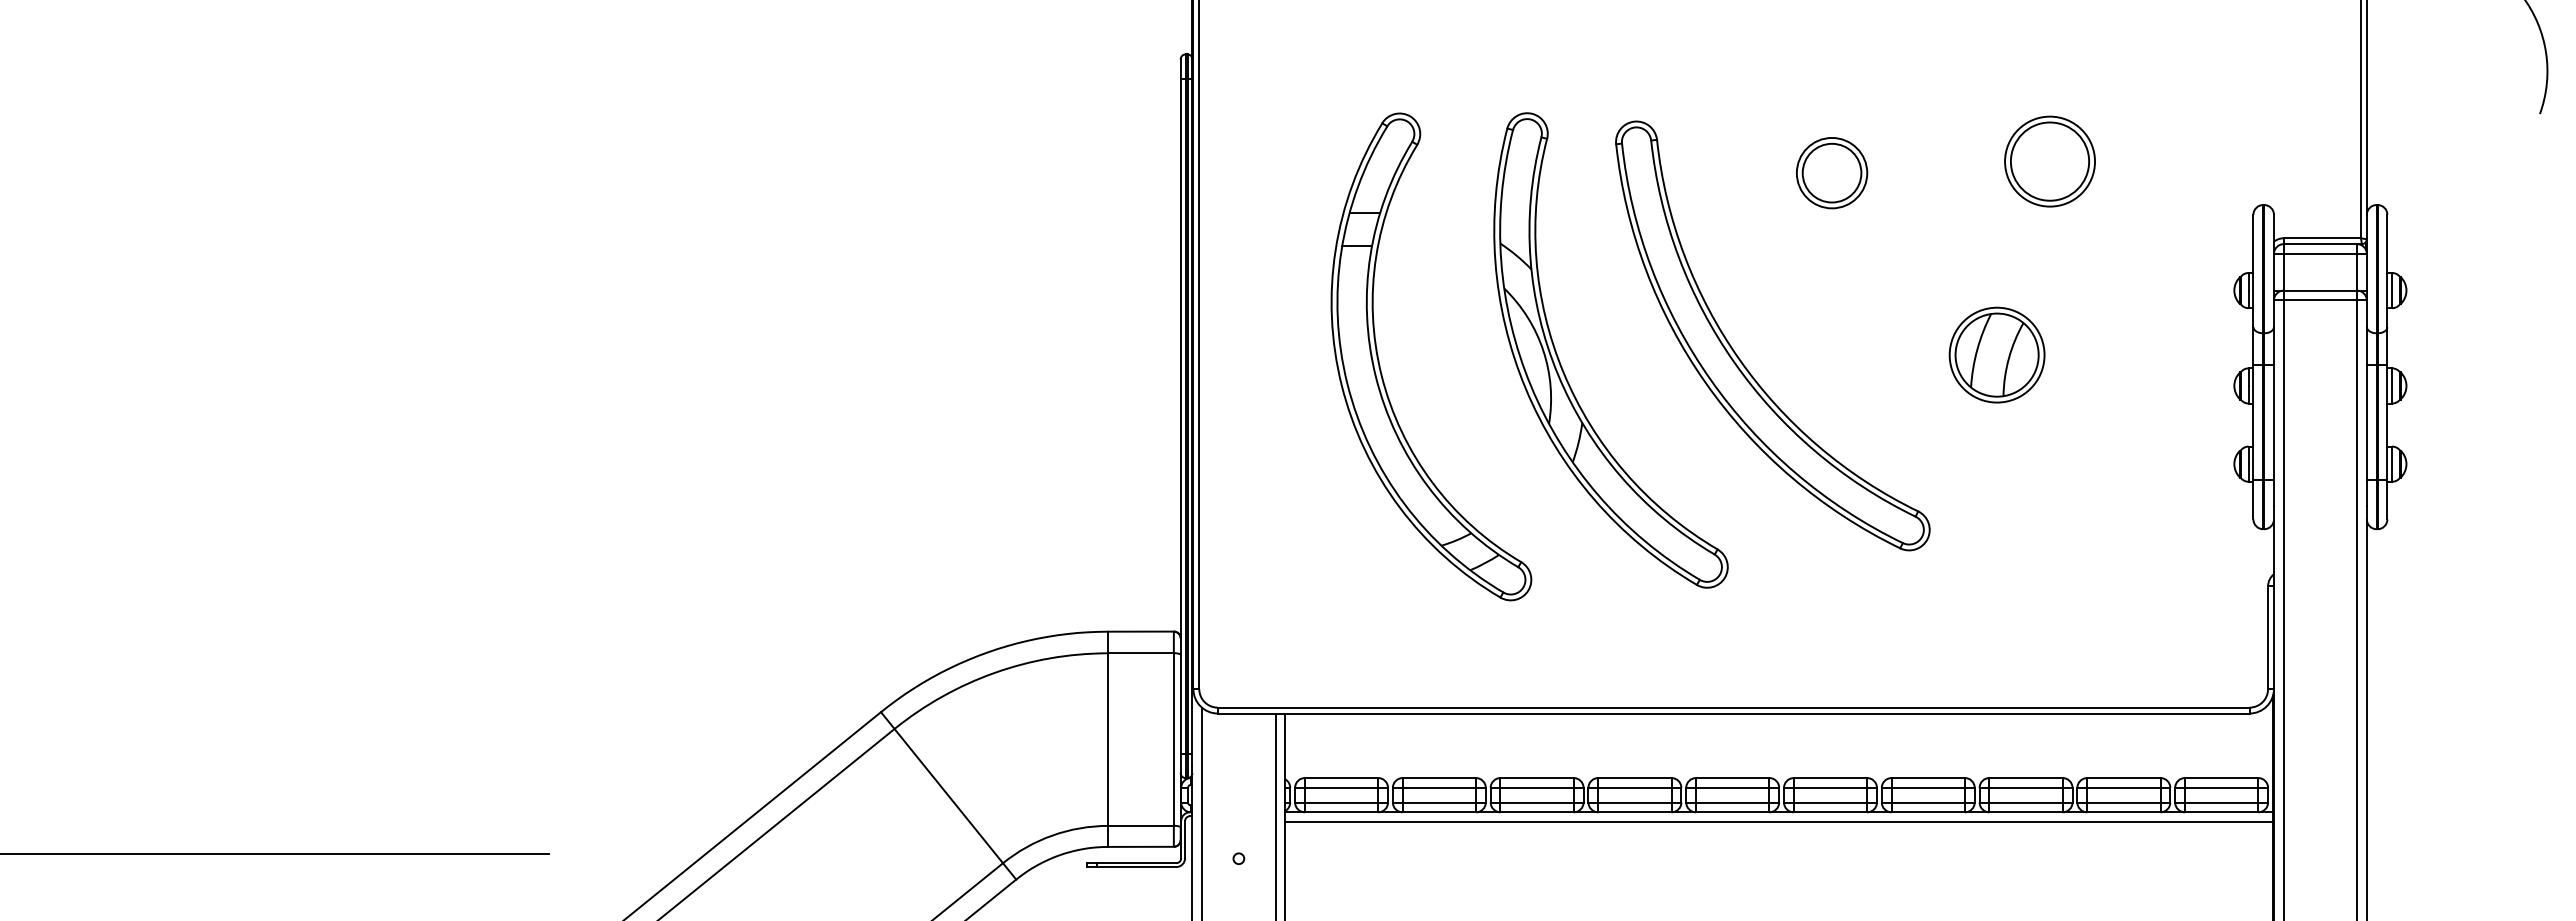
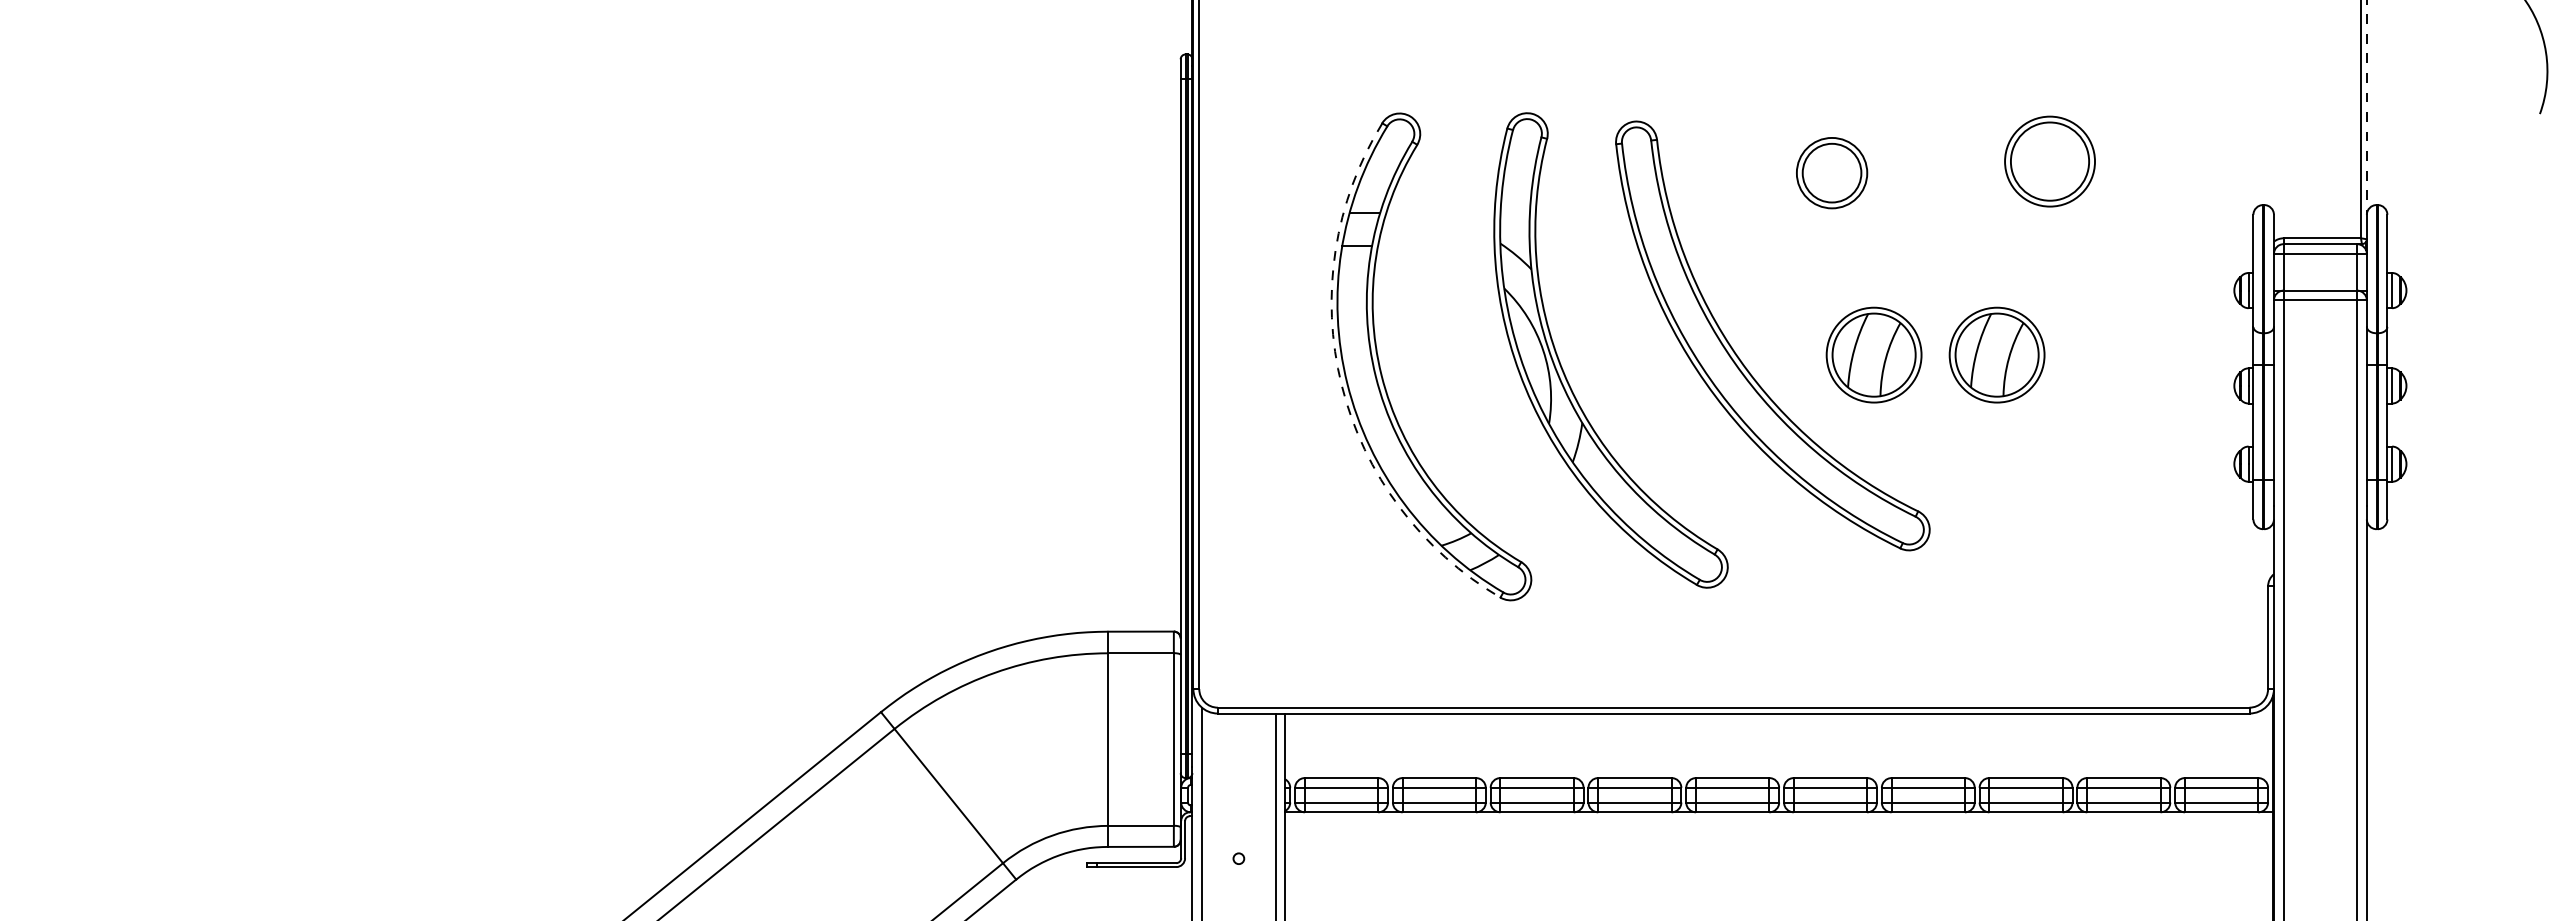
line: solid -> dashed (2366, 108)
part: none -> present (1873, 354)
arc: solid -> dashed (1341, 385)
line: present -> none (1778, 822)
line: present -> none (275, 854)
